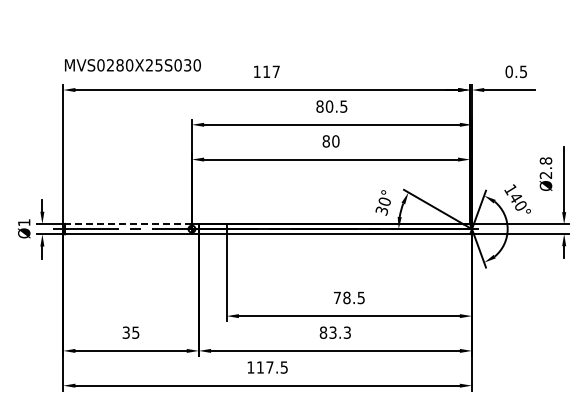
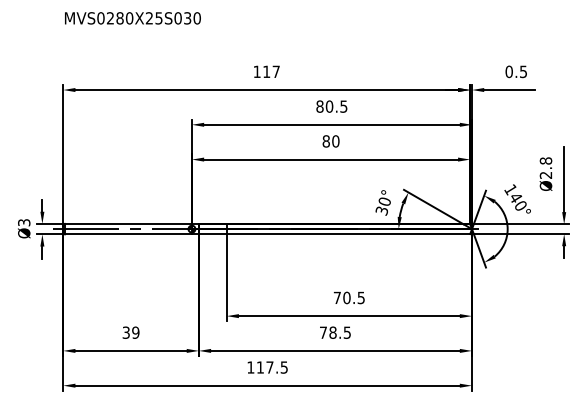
text position: (132, 65) -> (132, 18) (132, 18)
text: Ø1 -> Ø3 (24, 222)
line: dashed -> solid (127, 223)
text: 78.5 -> 70.5 (346, 297)
text: 35 -> 39 (135, 332)
text: 83.3 -> 78.5 (334, 332)
